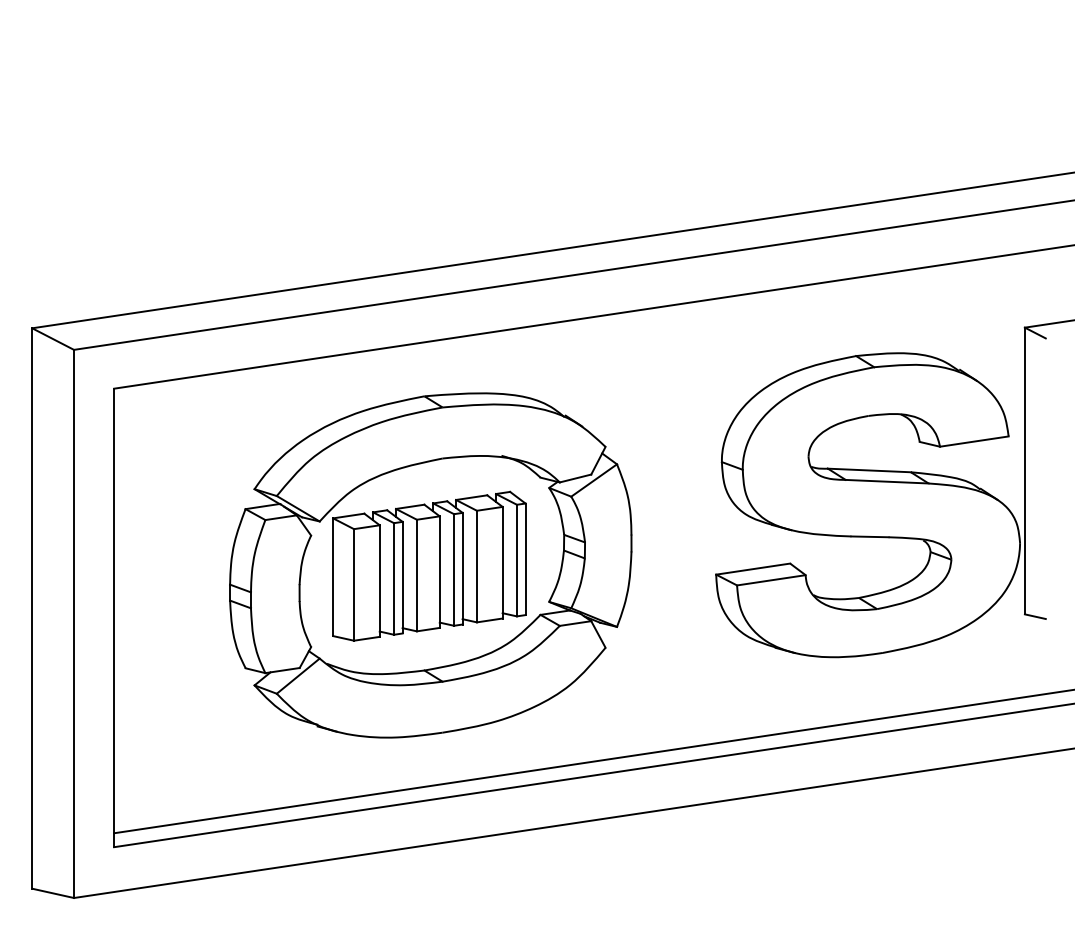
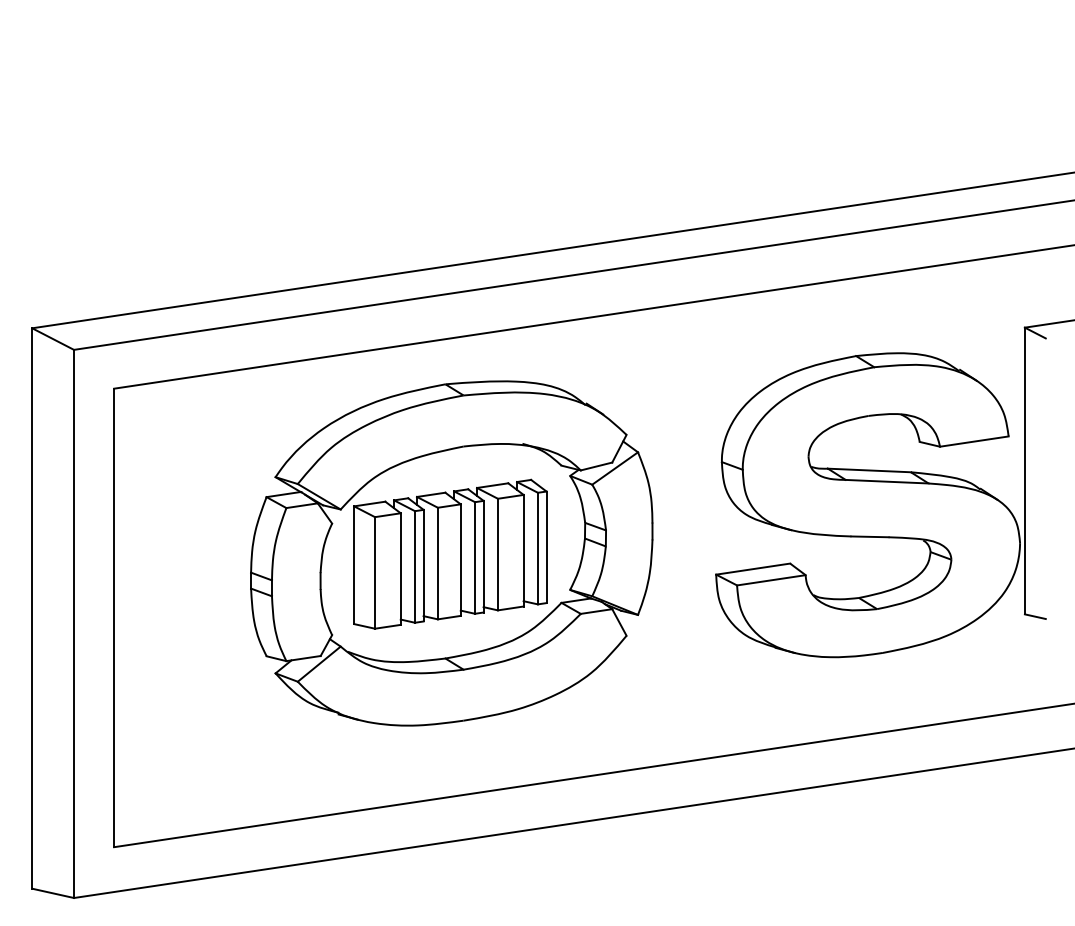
part position: (430, 565) -> (451, 553) (451, 553)
line: present -> none (592, 761)
